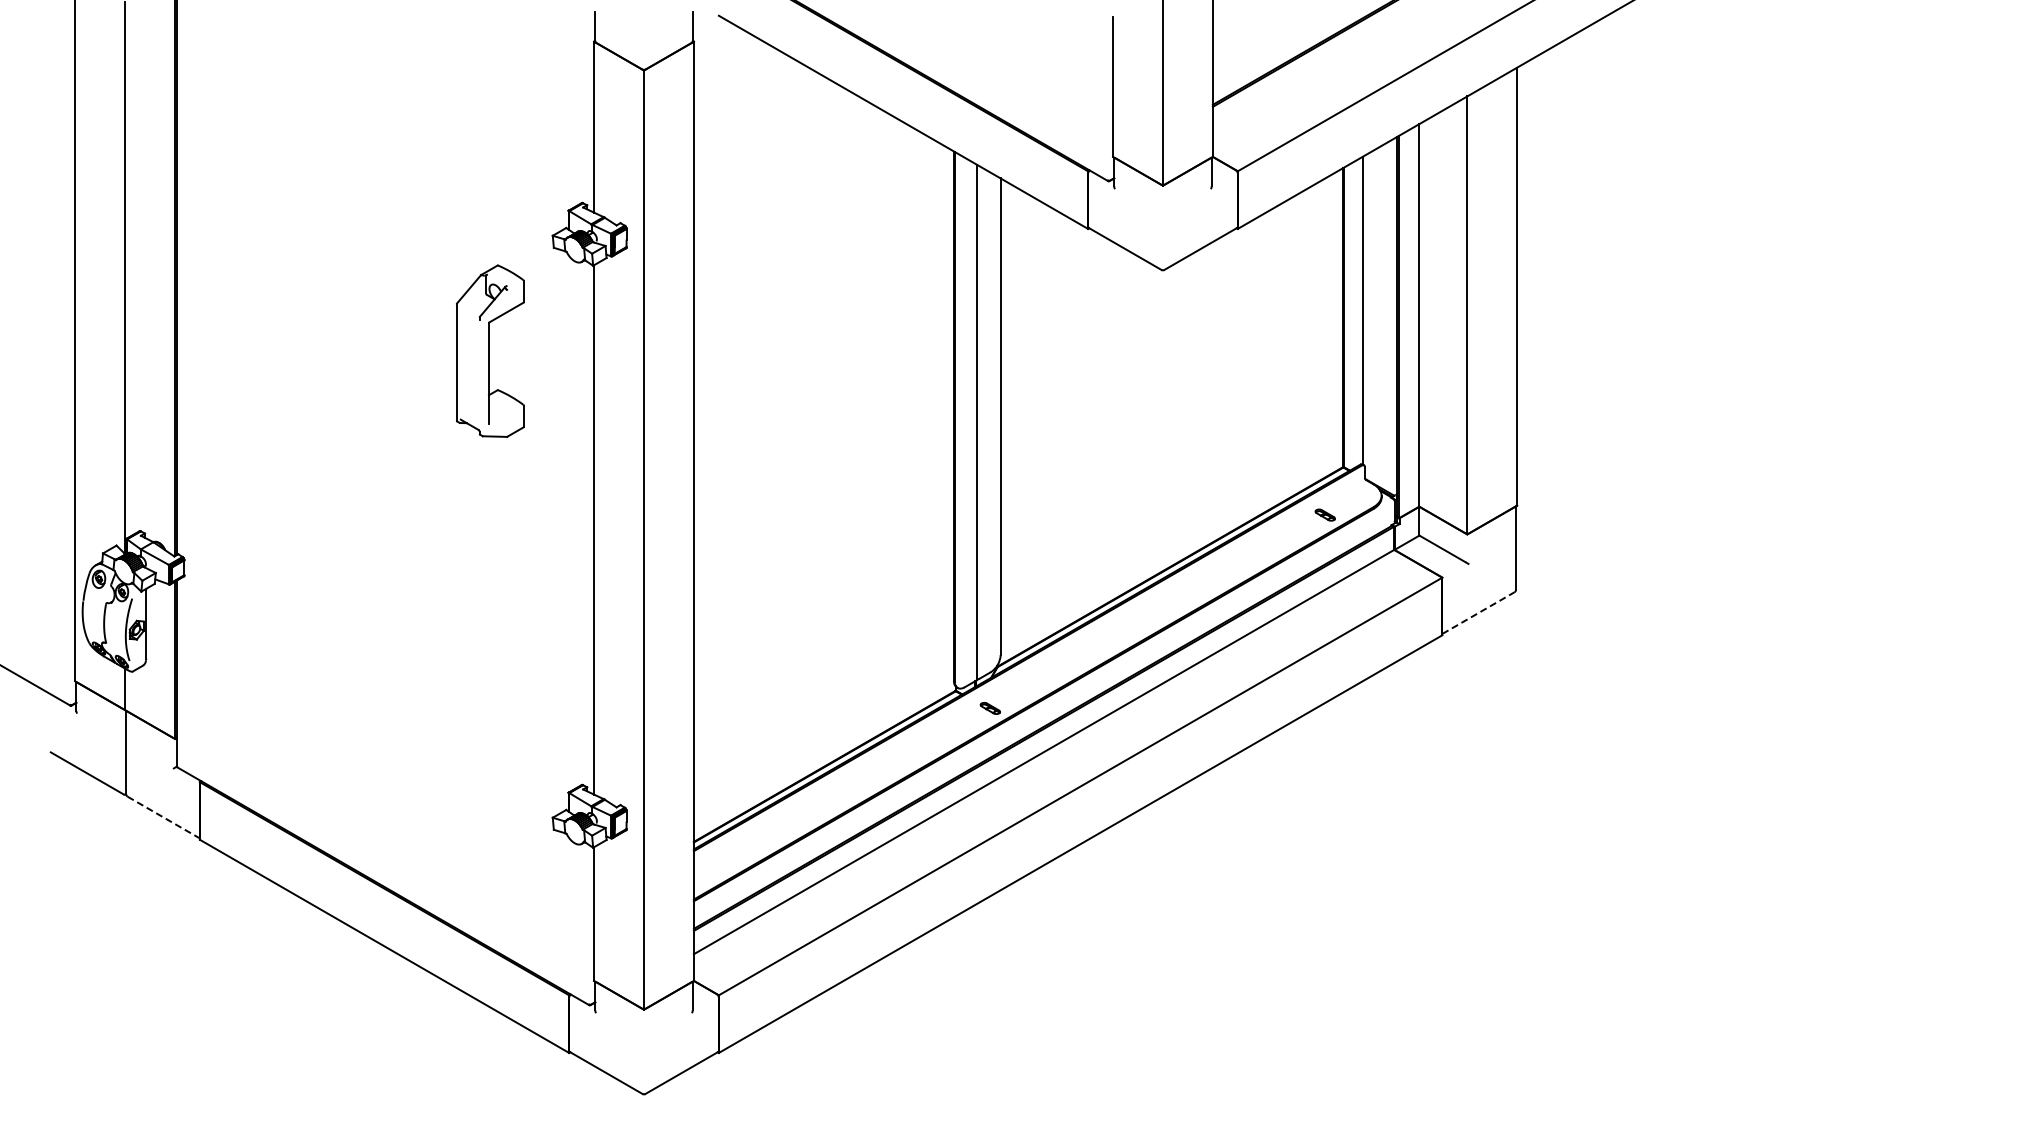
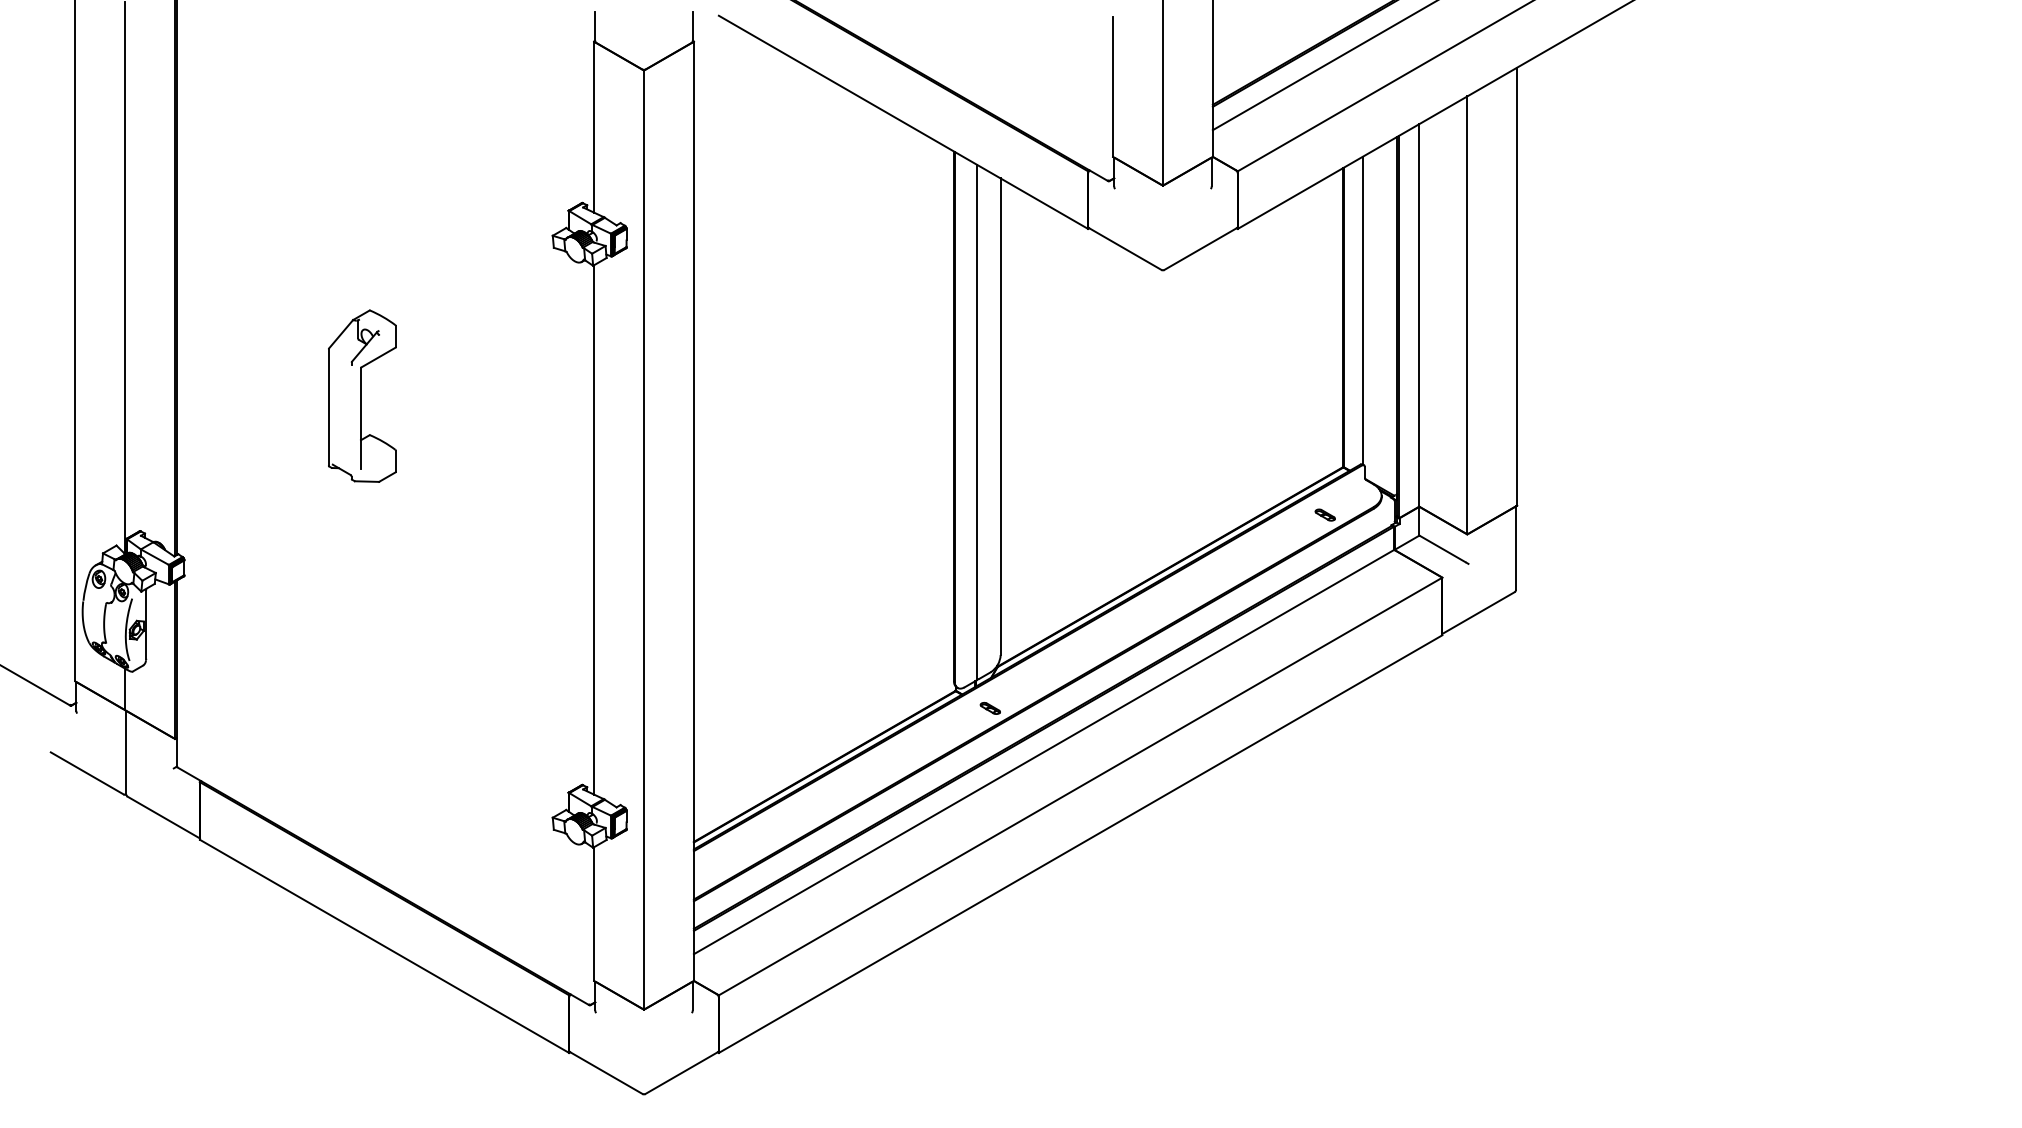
line: none -> present (1323, 66)
part position: (490, 350) -> (362, 395) (362, 395)
line: dashed -> solid (1478, 613)
line: dashed -> solid (163, 817)
